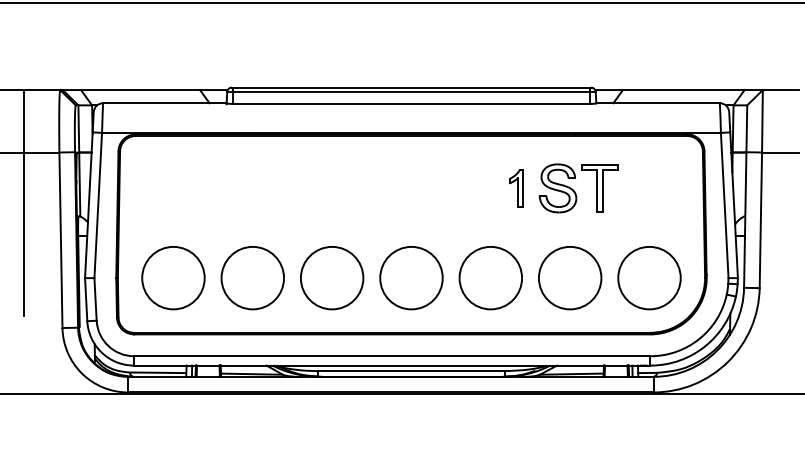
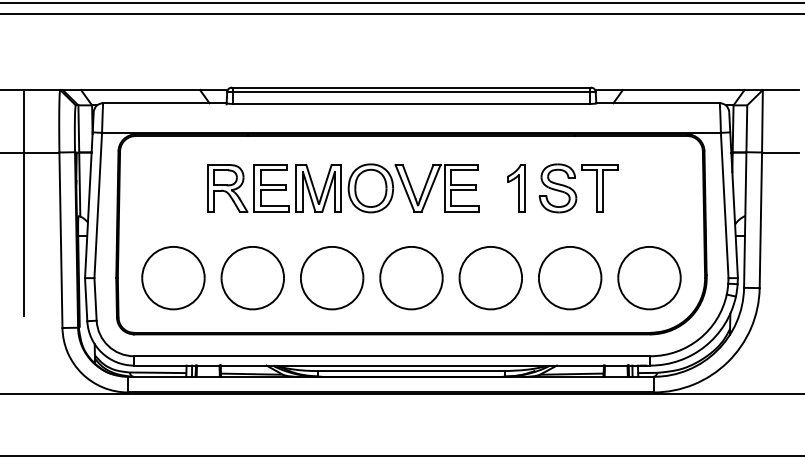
line: none -> present (401, 13)
part: none -> present (343, 188)
part size: 15x39 px -> 19x49 px (516, 188)
line: none -> present (401, 456)
